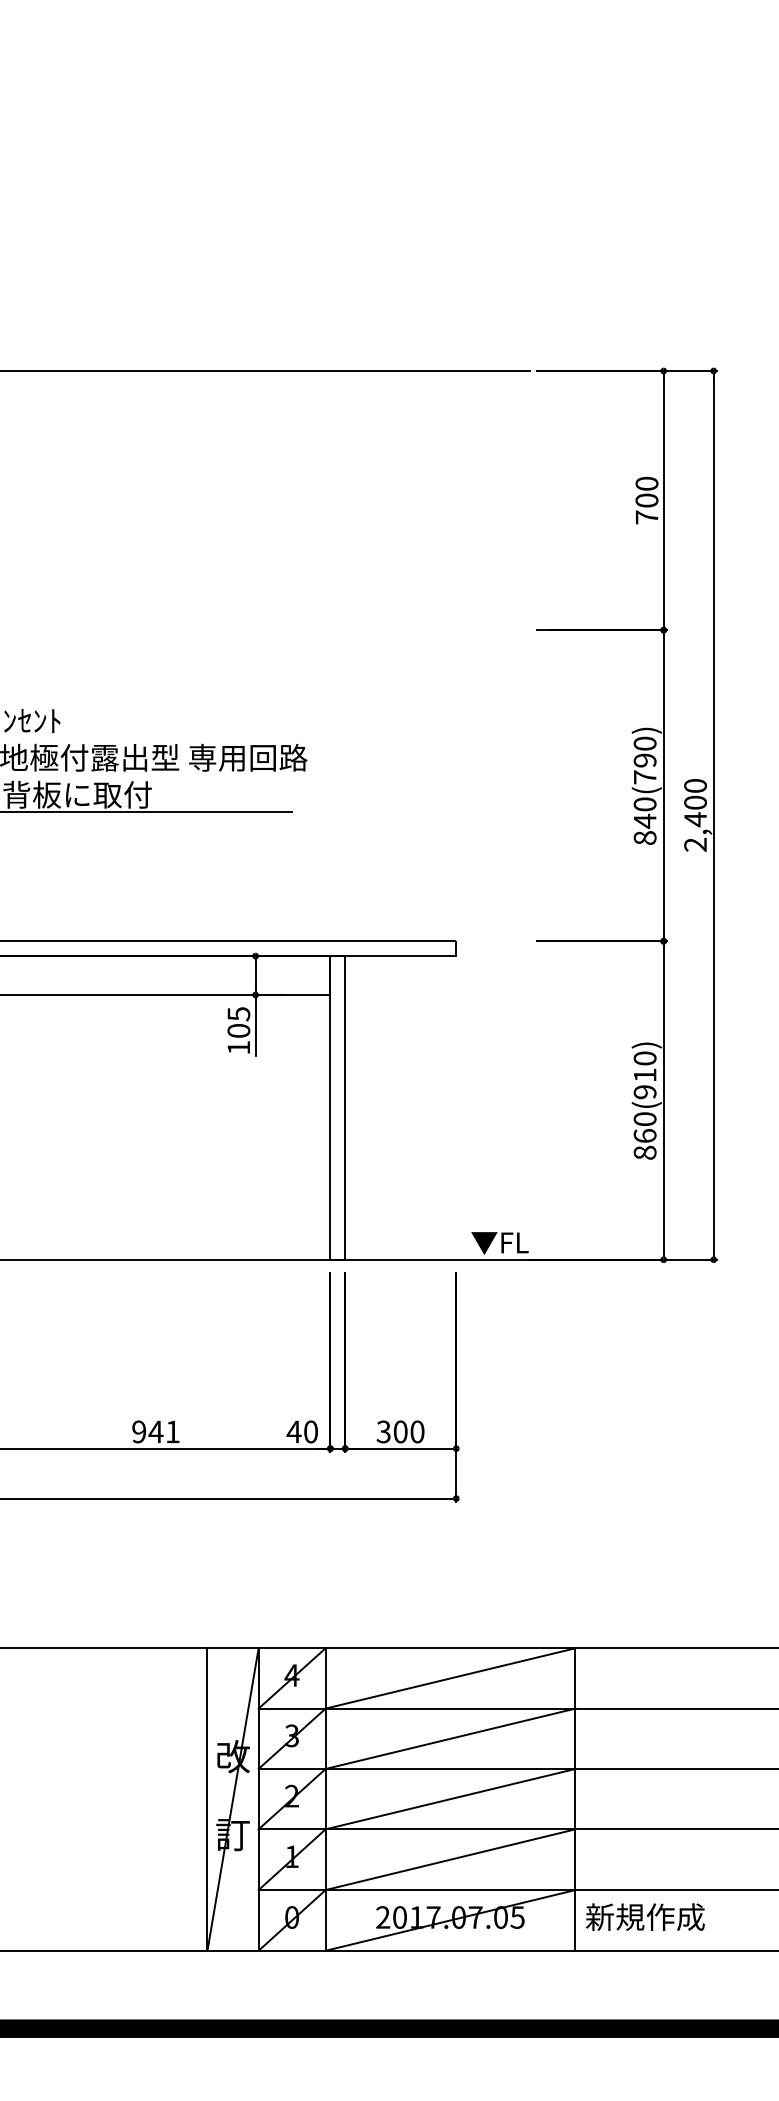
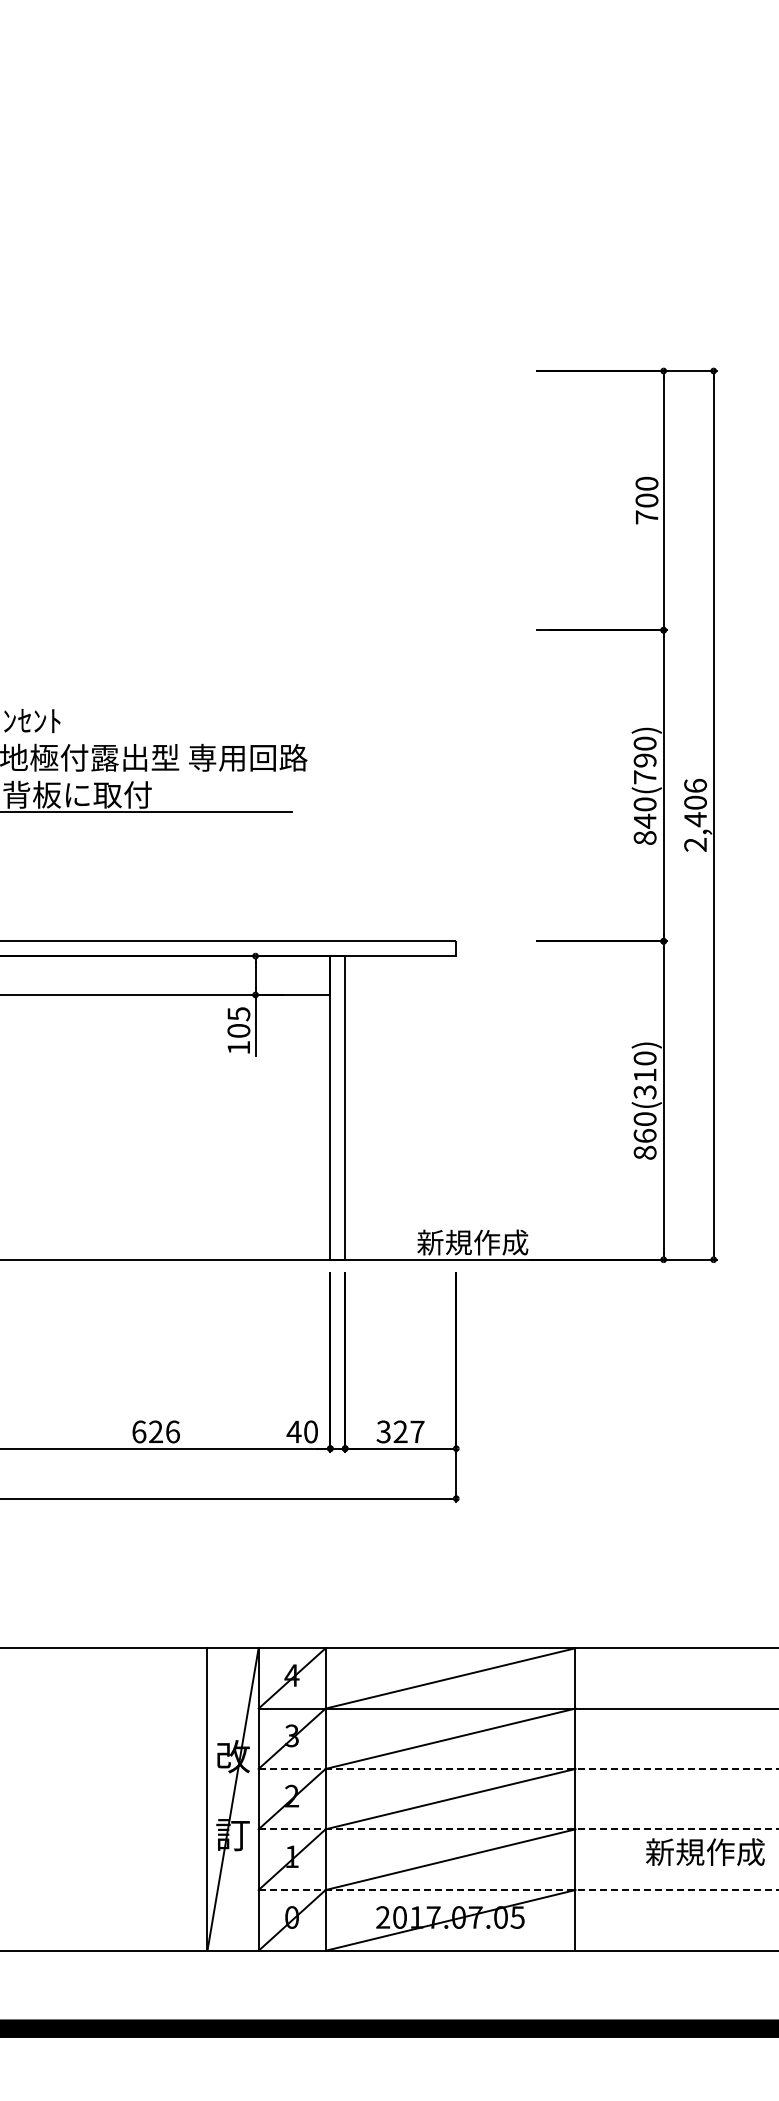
line: present -> none (266, 371)
text: 2,400 -> 2,406 (695, 785)
text: 860(910) -> 860(310) (645, 1092)
text: ▼FL -> 新規作成 (472, 1242)
text: 941 -> 626 (155, 1431)
text: 300 -> 327 (408, 1431)
line: solid -> dashed (518, 1768)
line: solid -> dashed (518, 1829)
line: solid -> dashed (518, 1890)
text position: (645, 1916) -> (705, 1851) (705, 1851)
